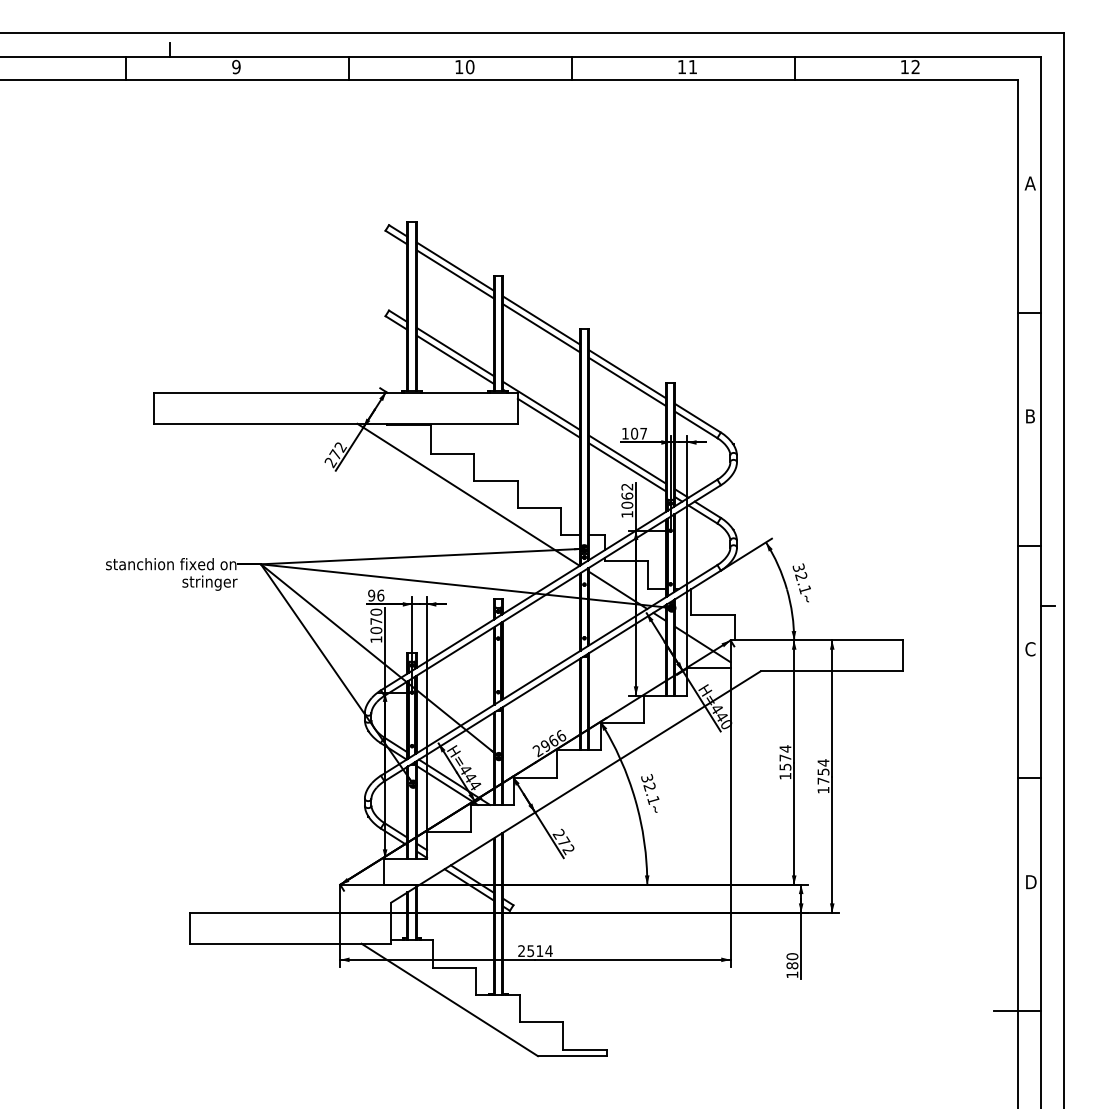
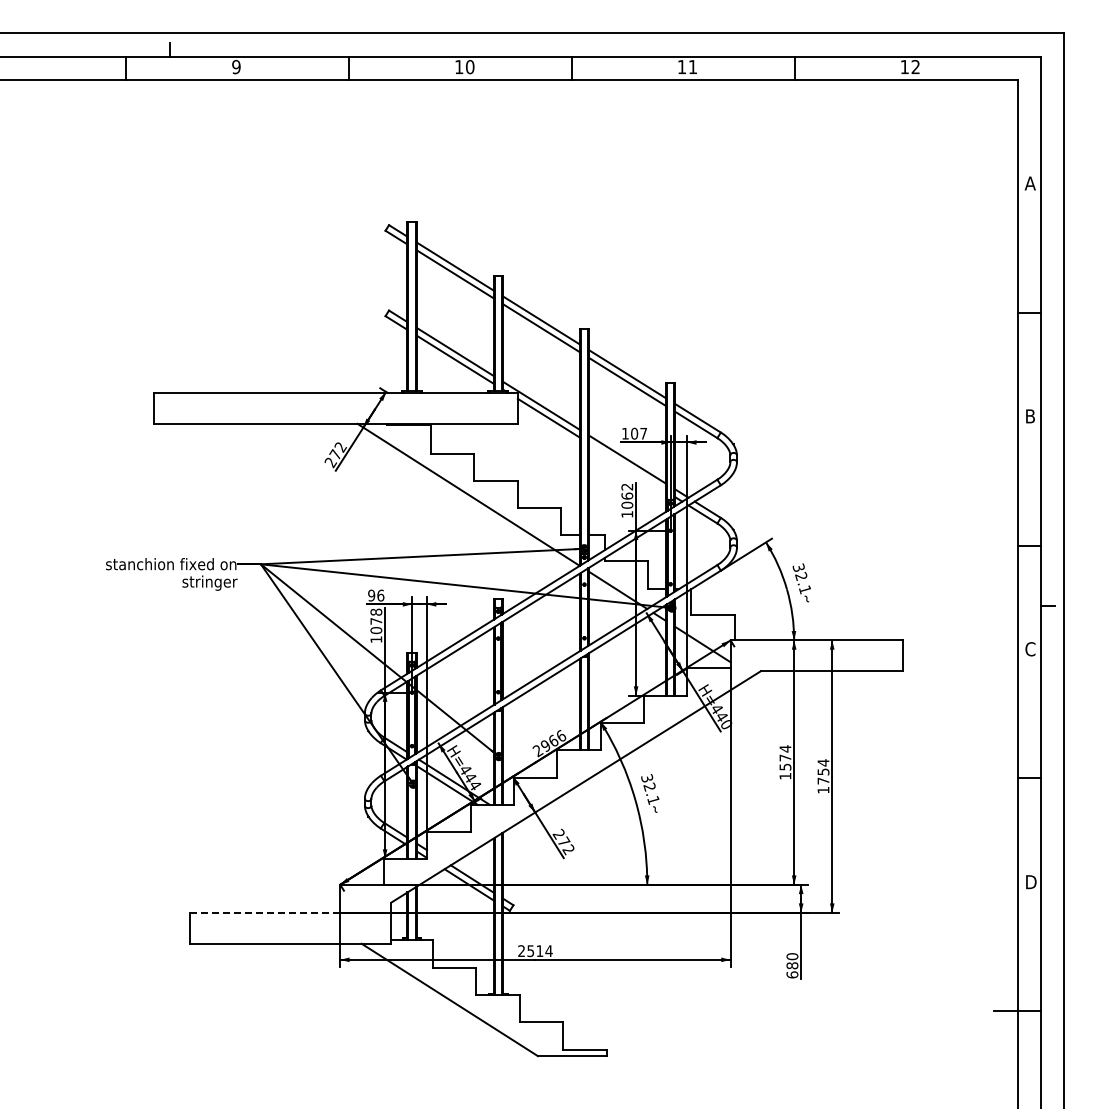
line: present -> none (627, 467)
text: 1070 -> 1078 (375, 611)
line: solid -> dashed (264, 912)
text: 180 -> 680 (792, 974)
